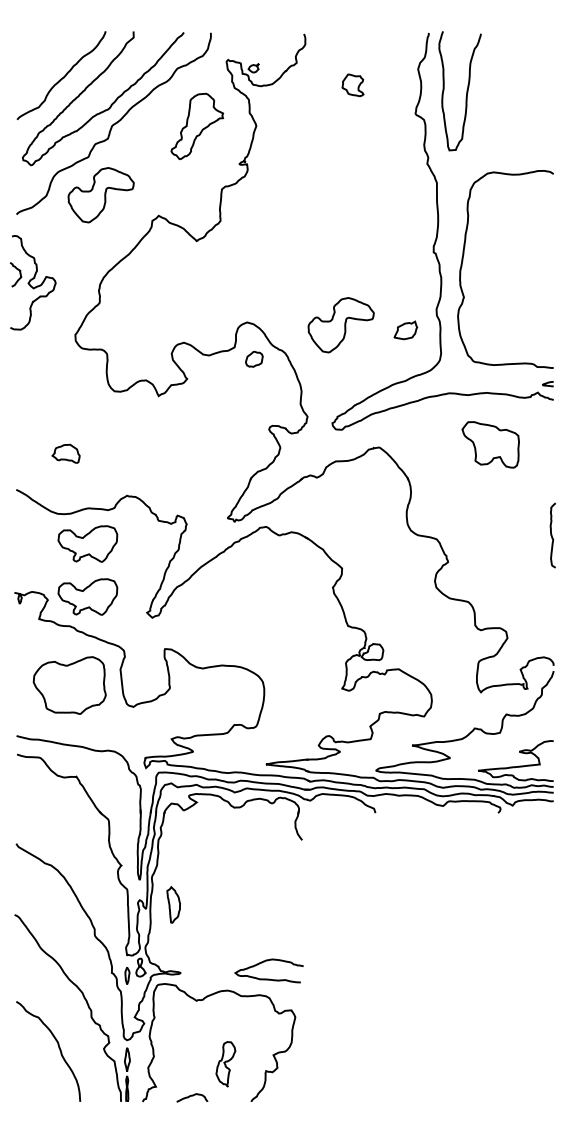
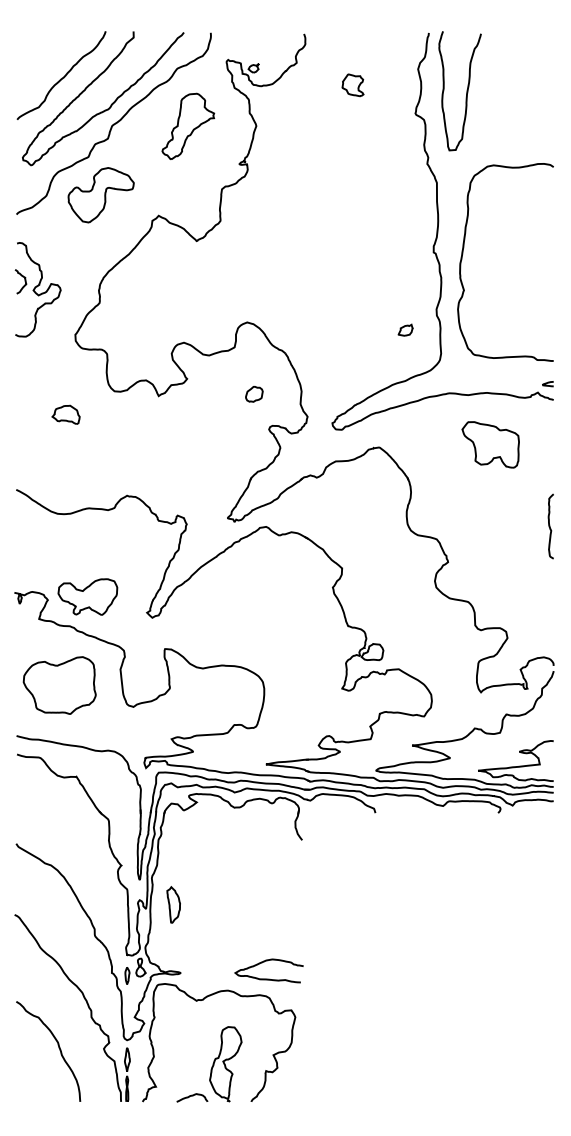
part position: (197, 125) -> (188, 125) (188, 125)
curve position: (463, 261) -> (463, 254) (463, 254)
part position: (32, 282) -> (37, 289) (37, 289)
part: present -> none (340, 325)
part size: 26x21 px -> 17x14 px (405, 329)
part position: (254, 359) -> (254, 394) (254, 394)
part position: (65, 453) -> (65, 414) (65, 414)
curve position: (552, 535) -> (550, 526) (550, 526)
part: present -> none (87, 543)
part position: (69, 685) -> (59, 685) (59, 685)
part size: 22x47 px -> 34x77 px (225, 1064)
